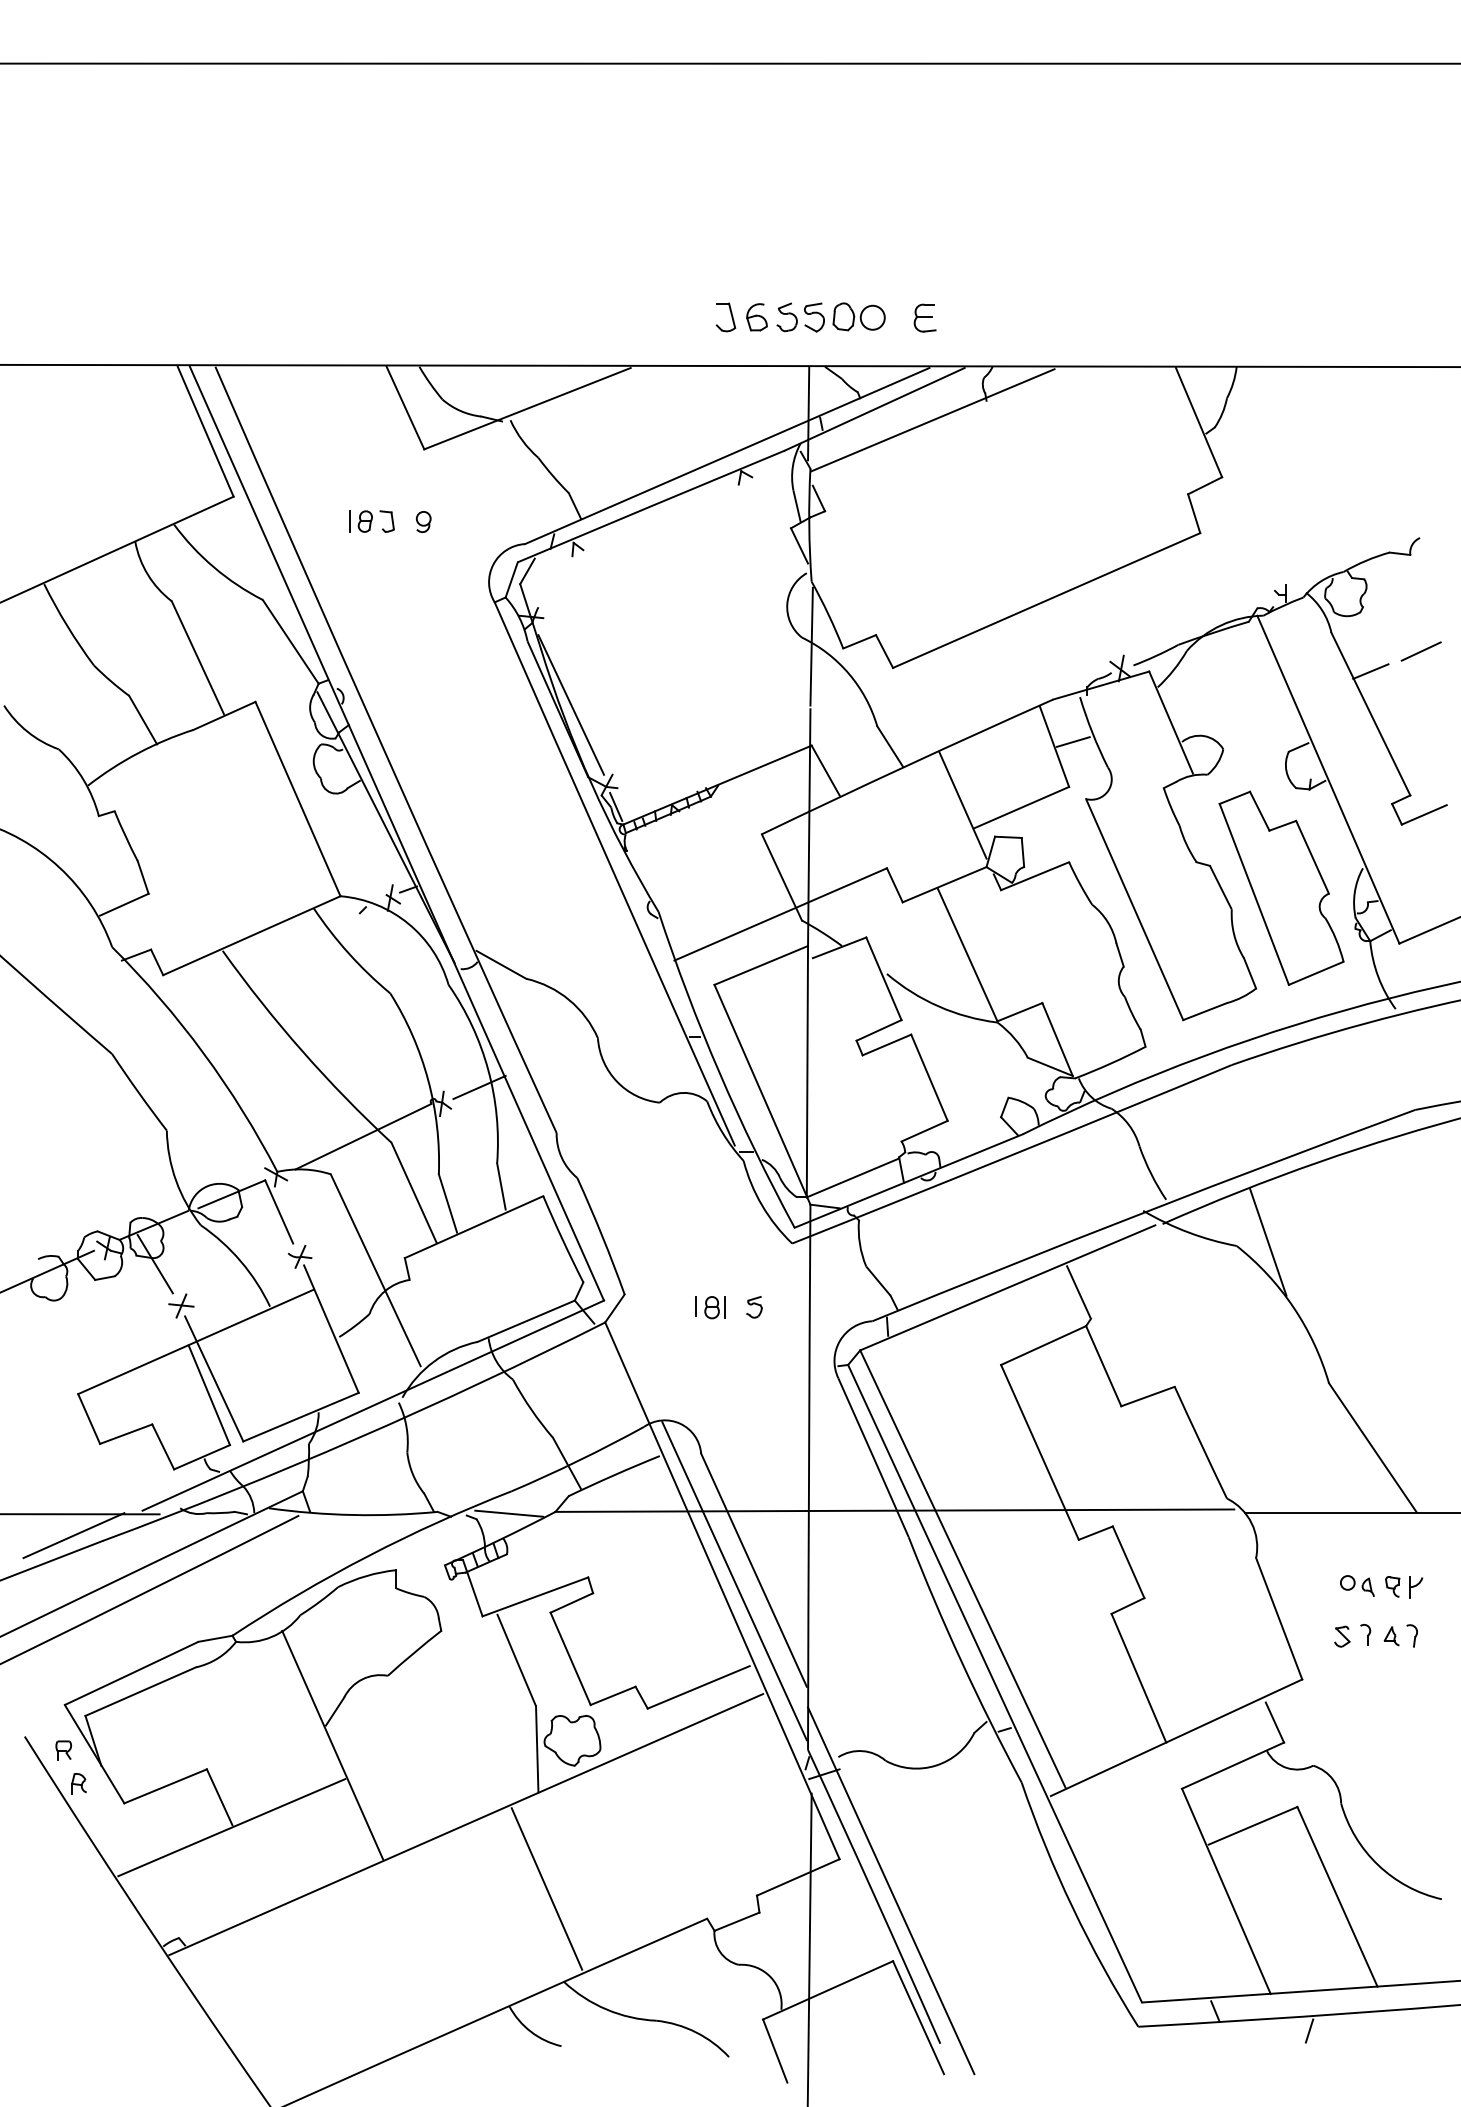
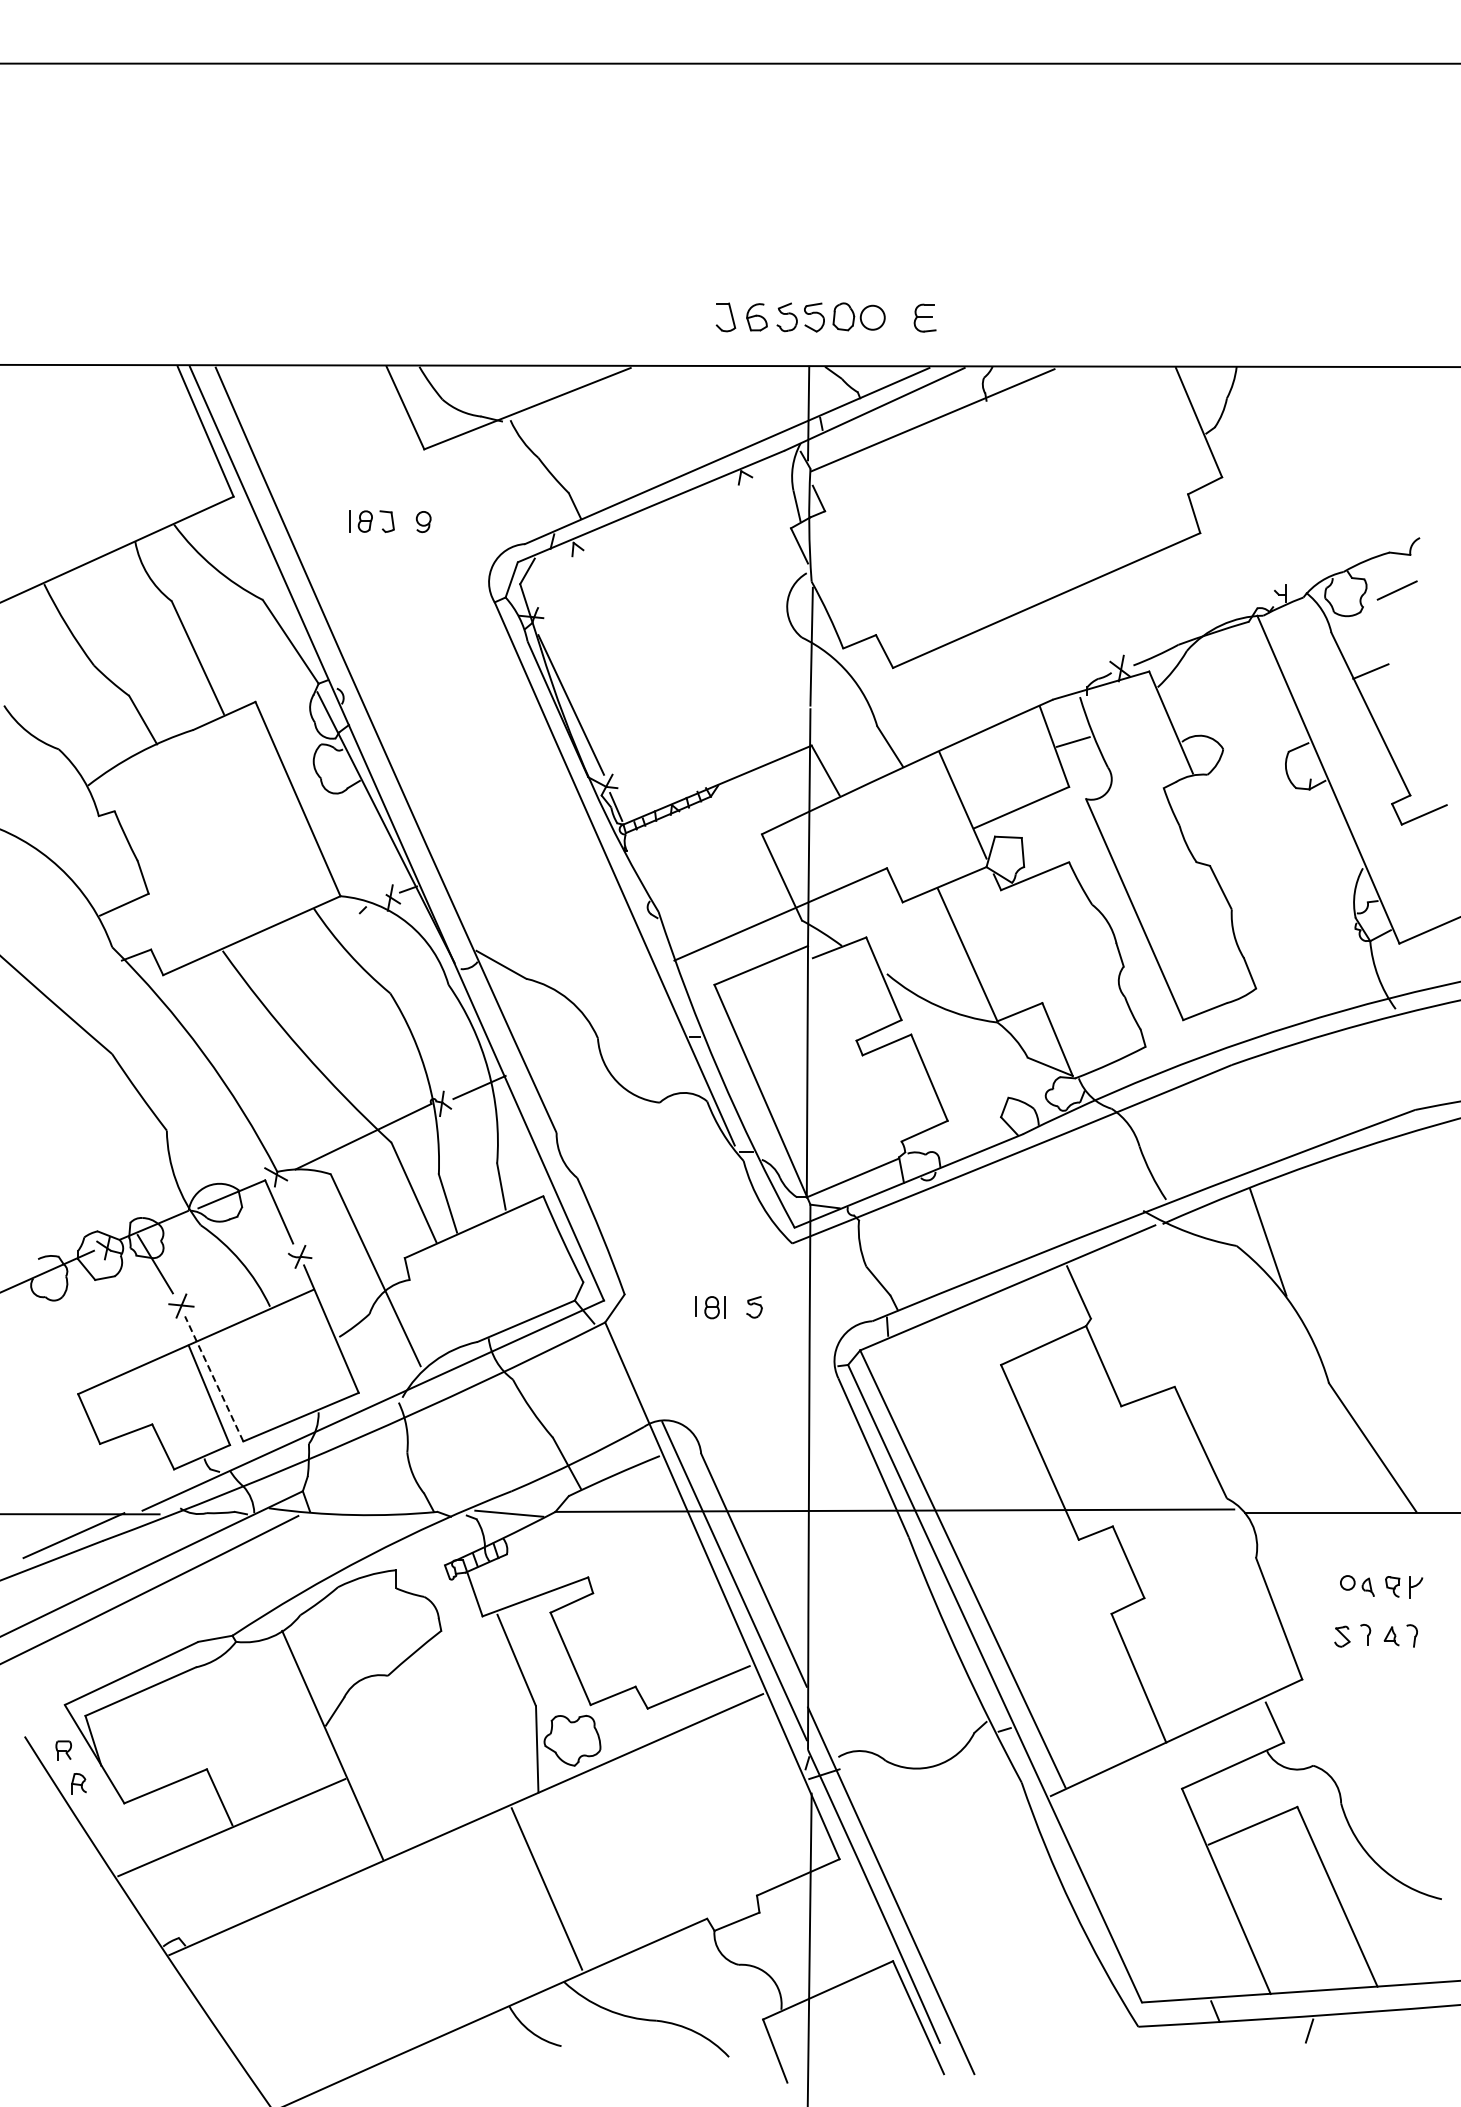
line position: (1420, 651) -> (1396, 590) (1396, 590)
part: present -> none (1281, 887)
line: solid -> dashed (214, 1378)
